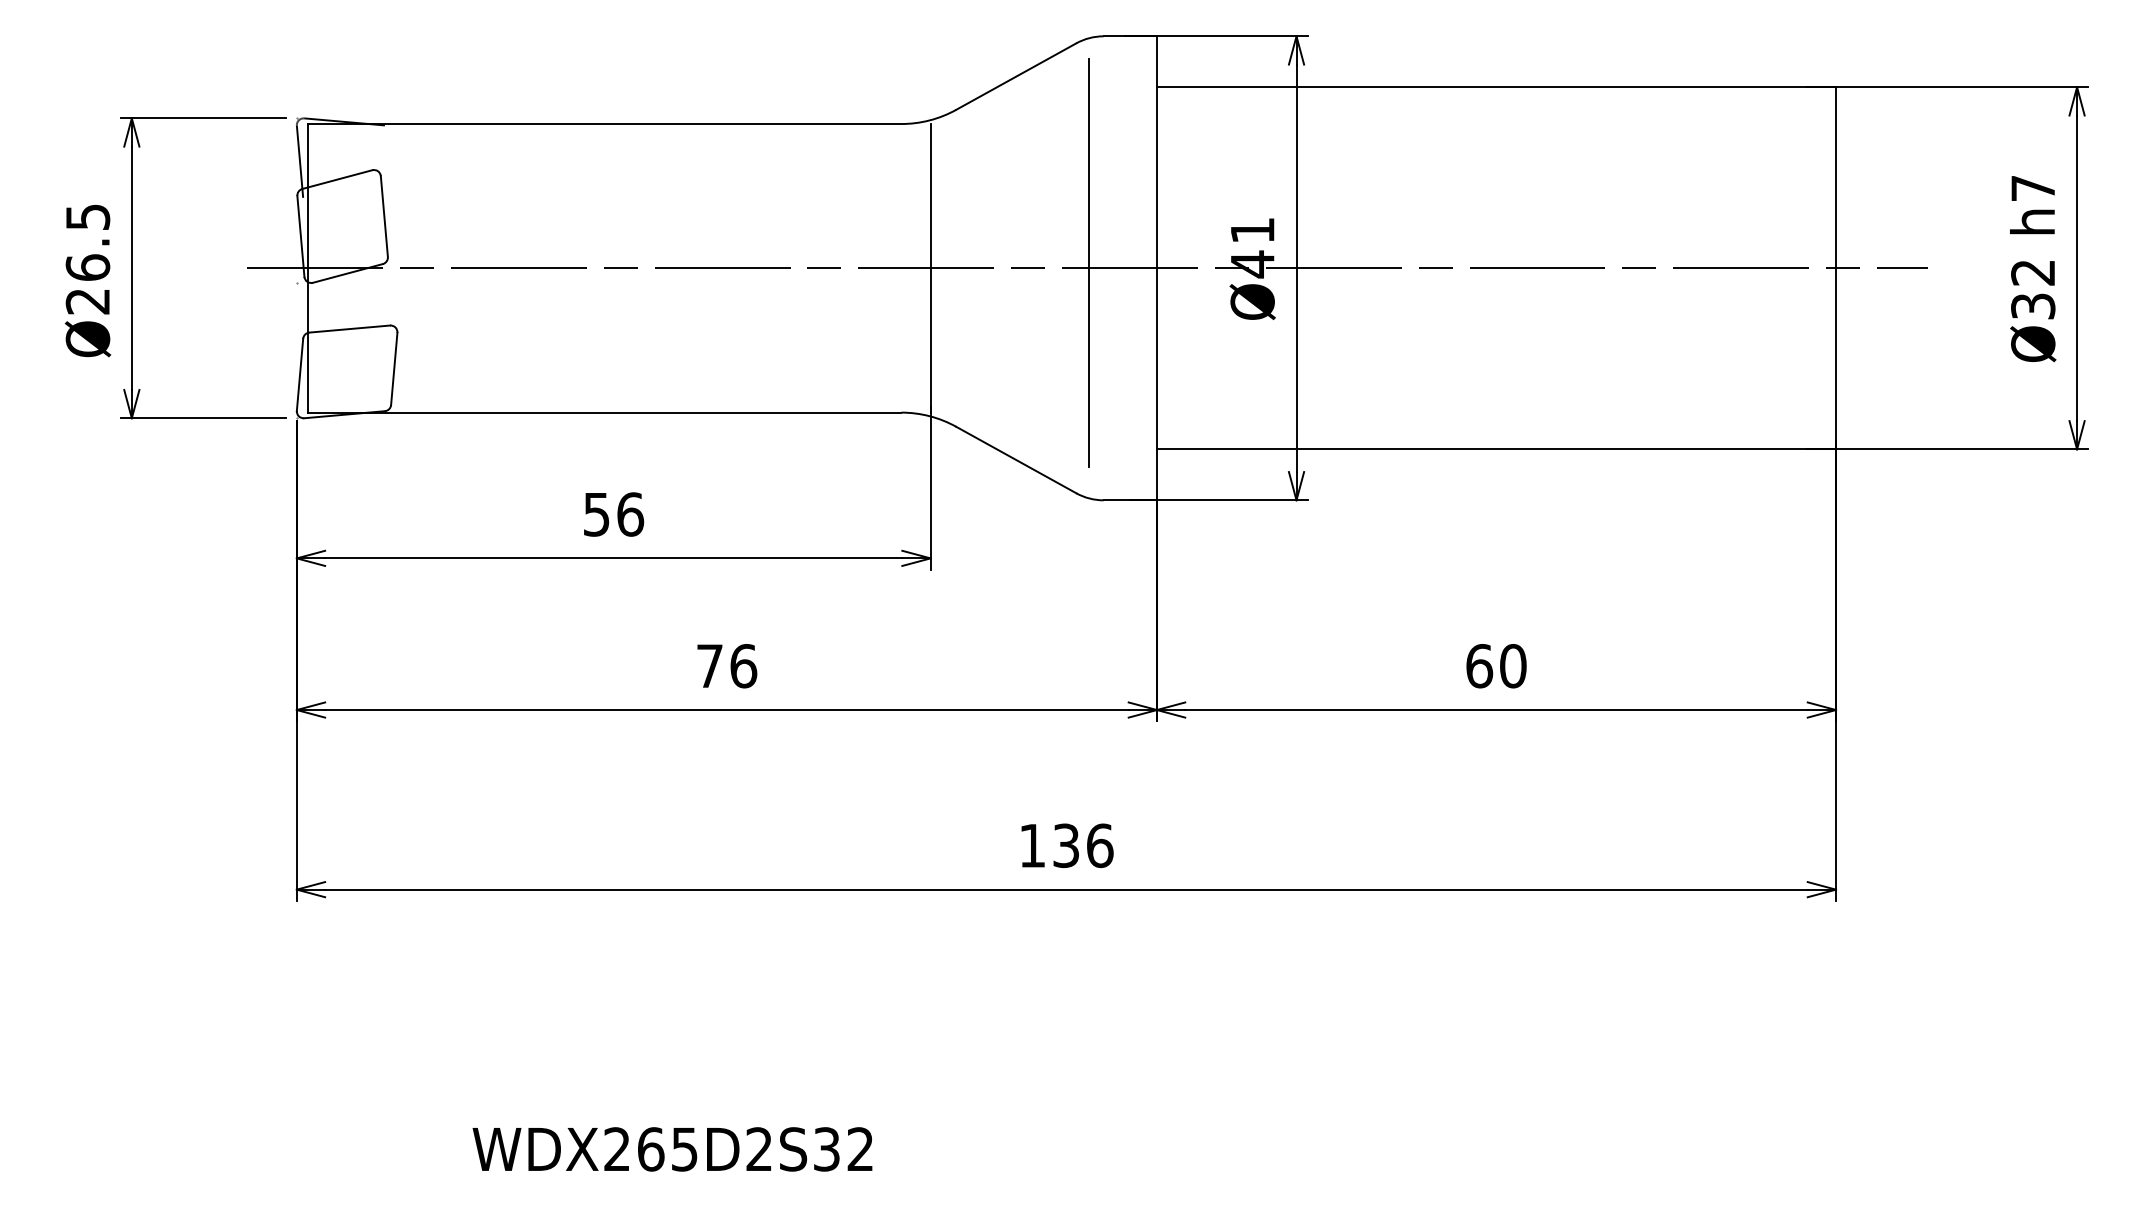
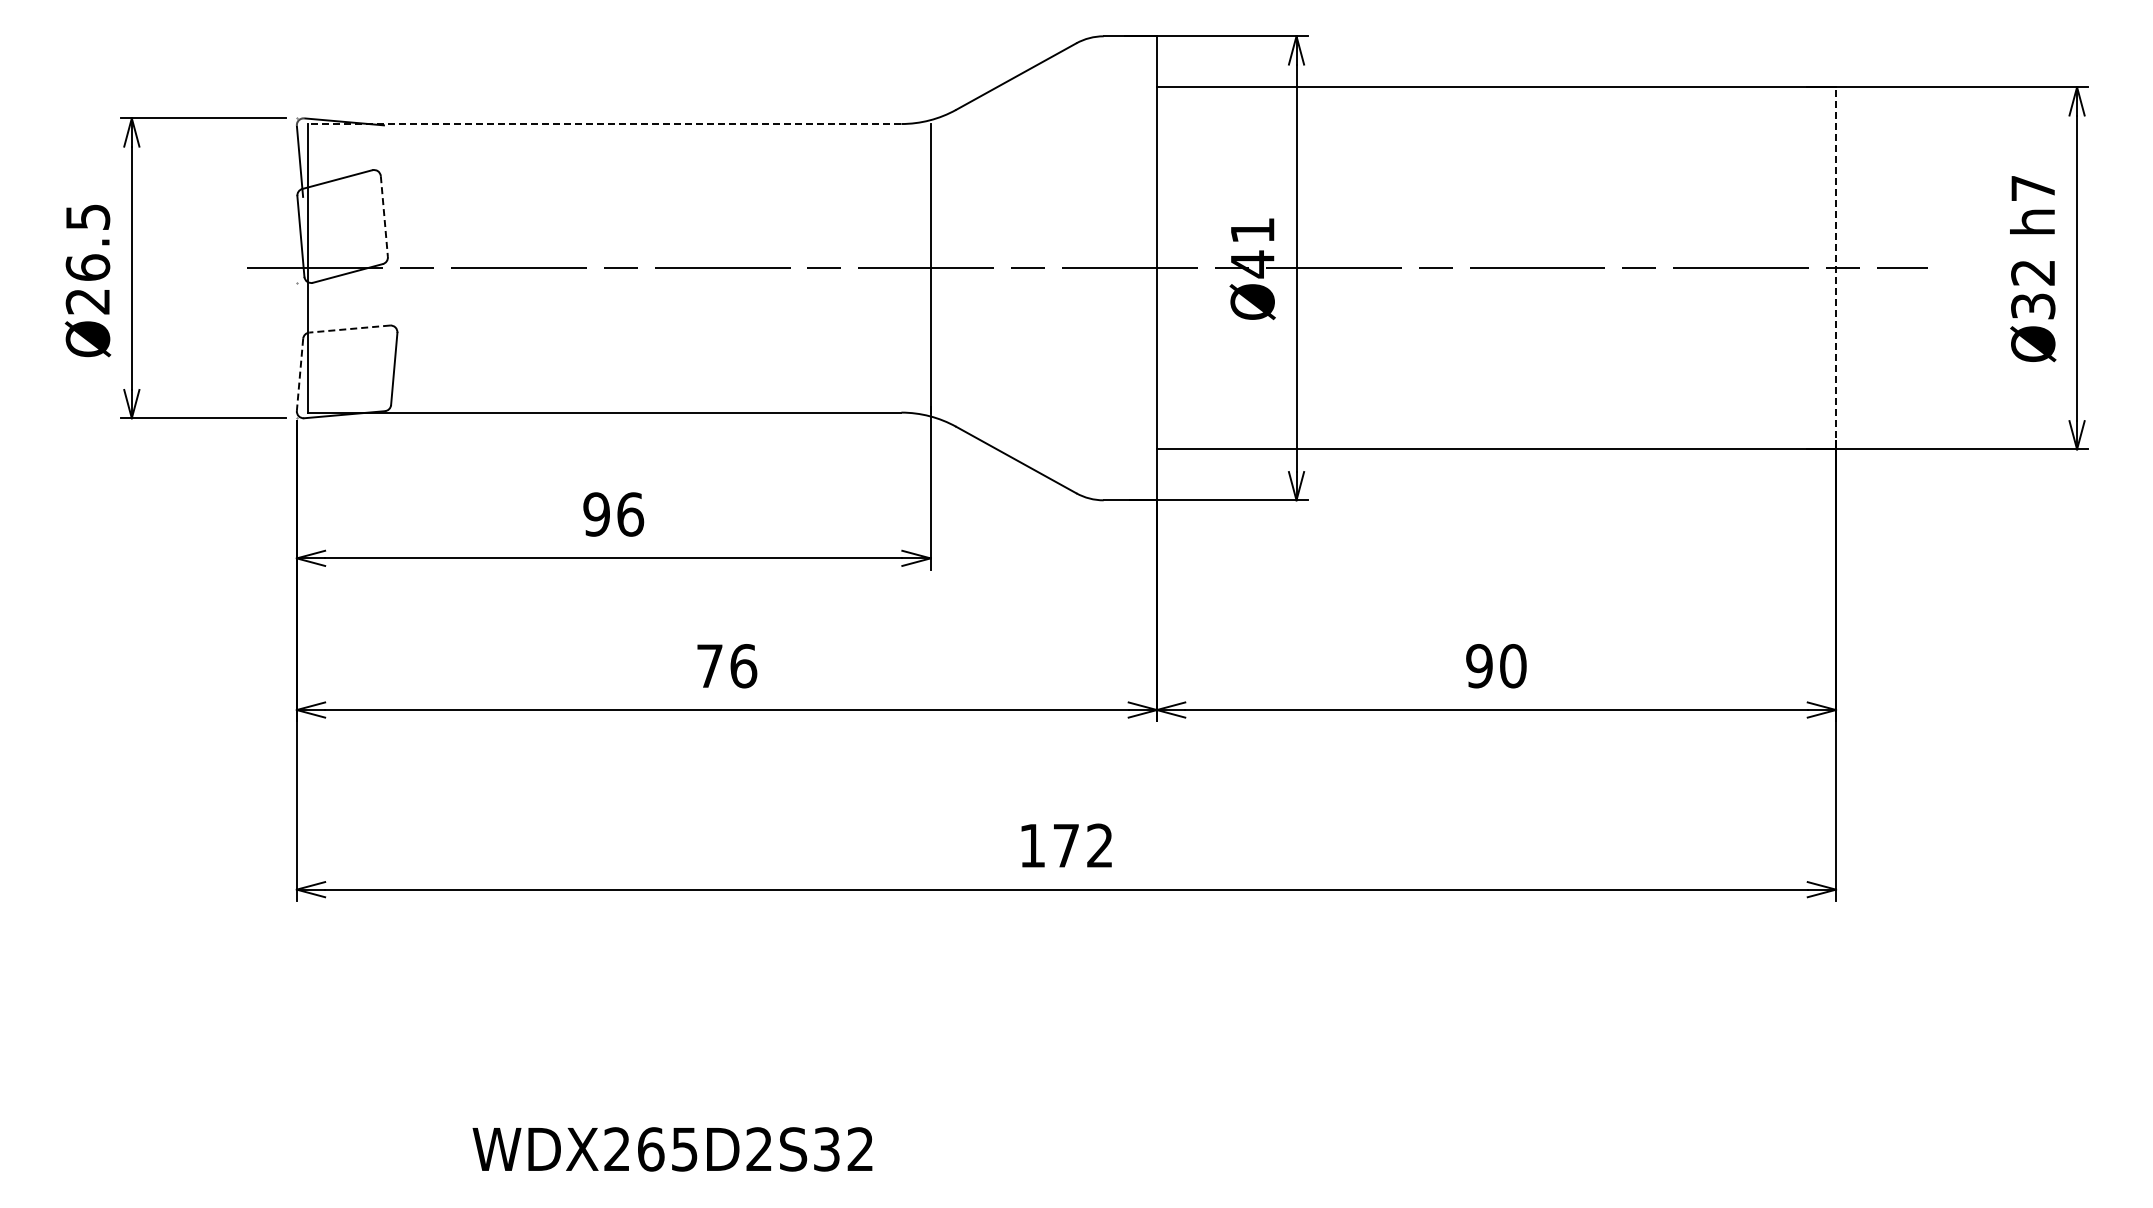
line: solid -> dashed (604, 124)
line: solid -> dashed (384, 216)
line: present -> none (1089, 262)
line: solid -> dashed (1836, 267)
line: solid -> dashed (349, 329)
line: solid -> dashed (299, 375)
text: 56 -> 96 (596, 514)
text: 60 -> 90 (1479, 666)
text: 136 -> 172 (1083, 845)
